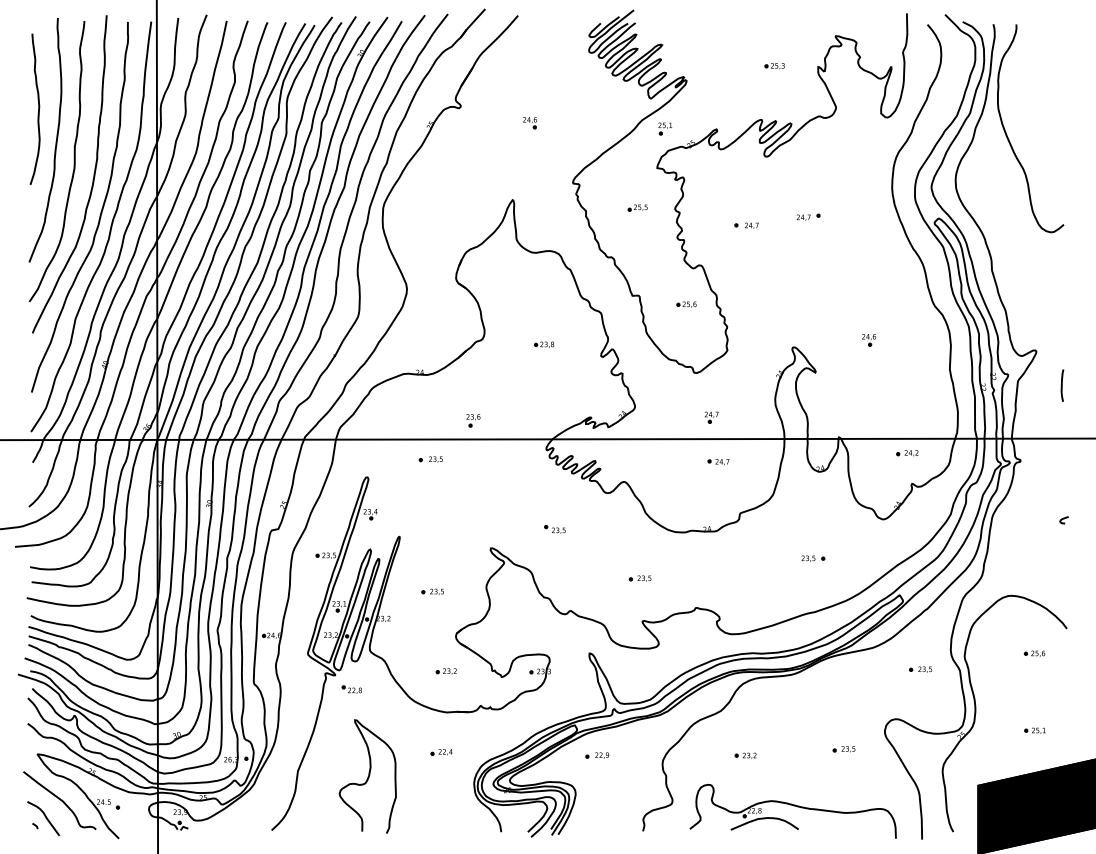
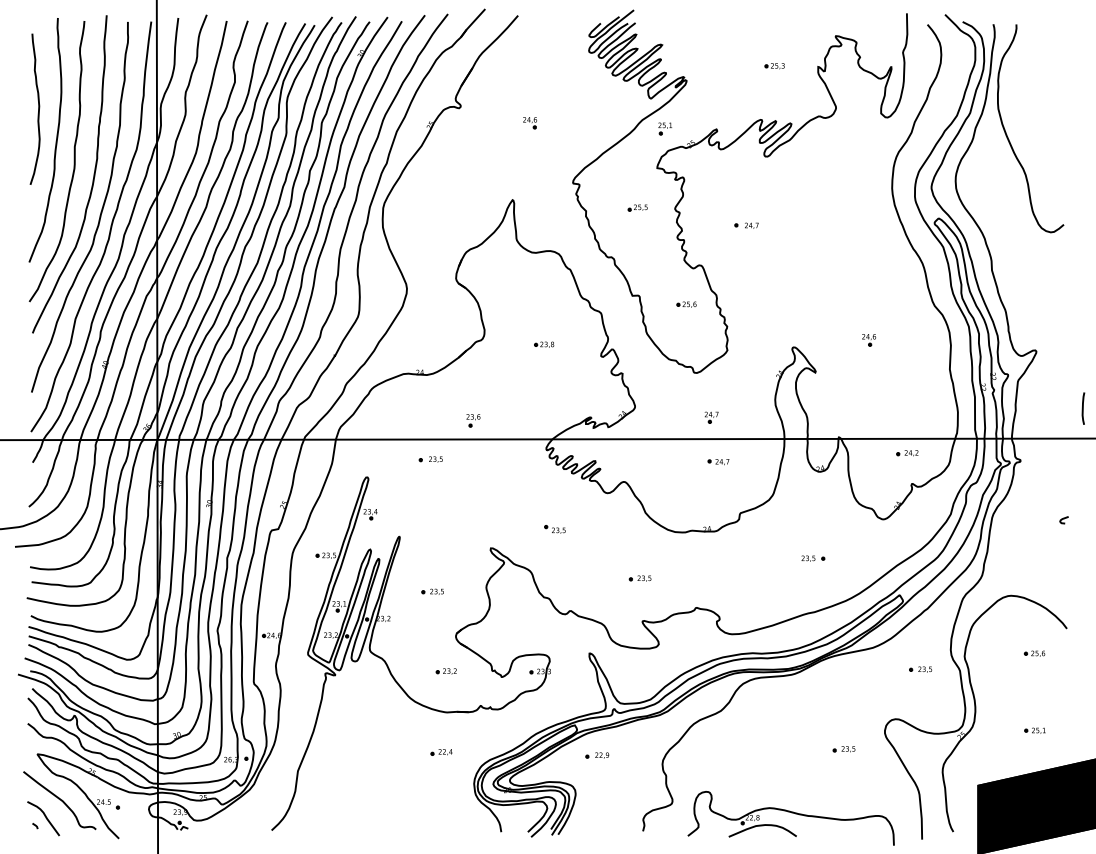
part: present -> none (808, 216)
curve position: (1062, 385) -> (1083, 408) (1083, 408)
part: present -> none (351, 689)
part: present -> none (745, 755)
curve: present -> none (367, 776)
part position: (792, 811) -> (790, 818) (790, 818)
